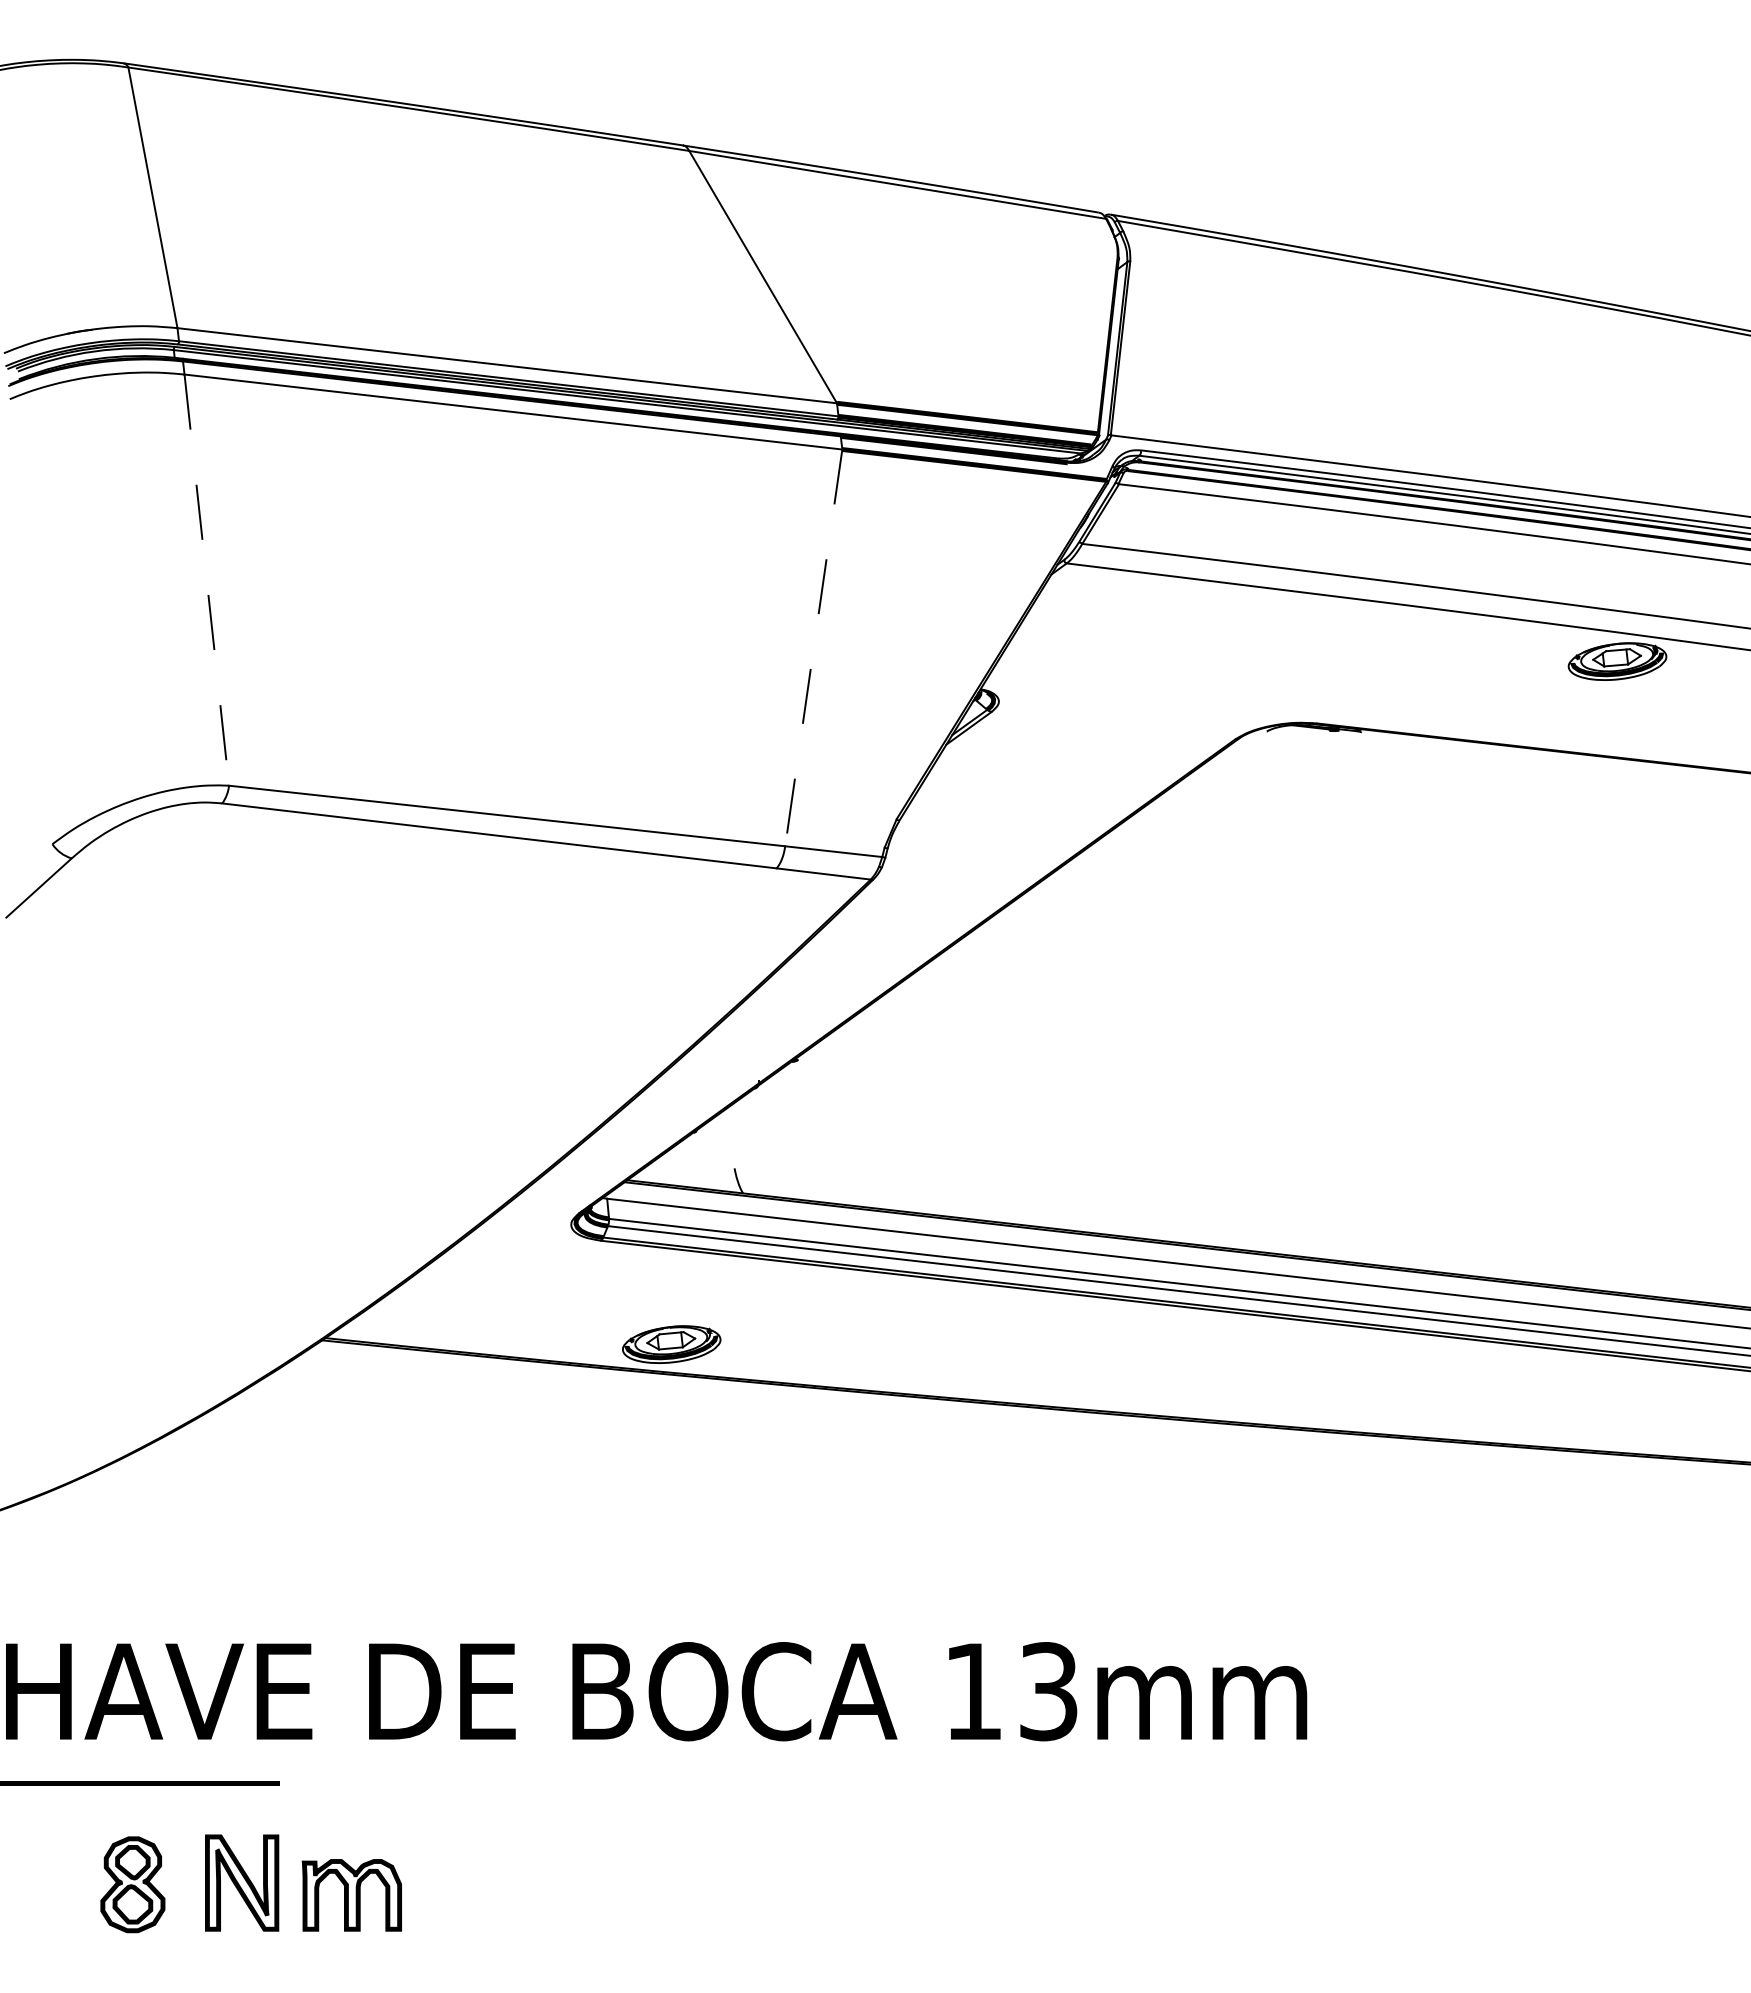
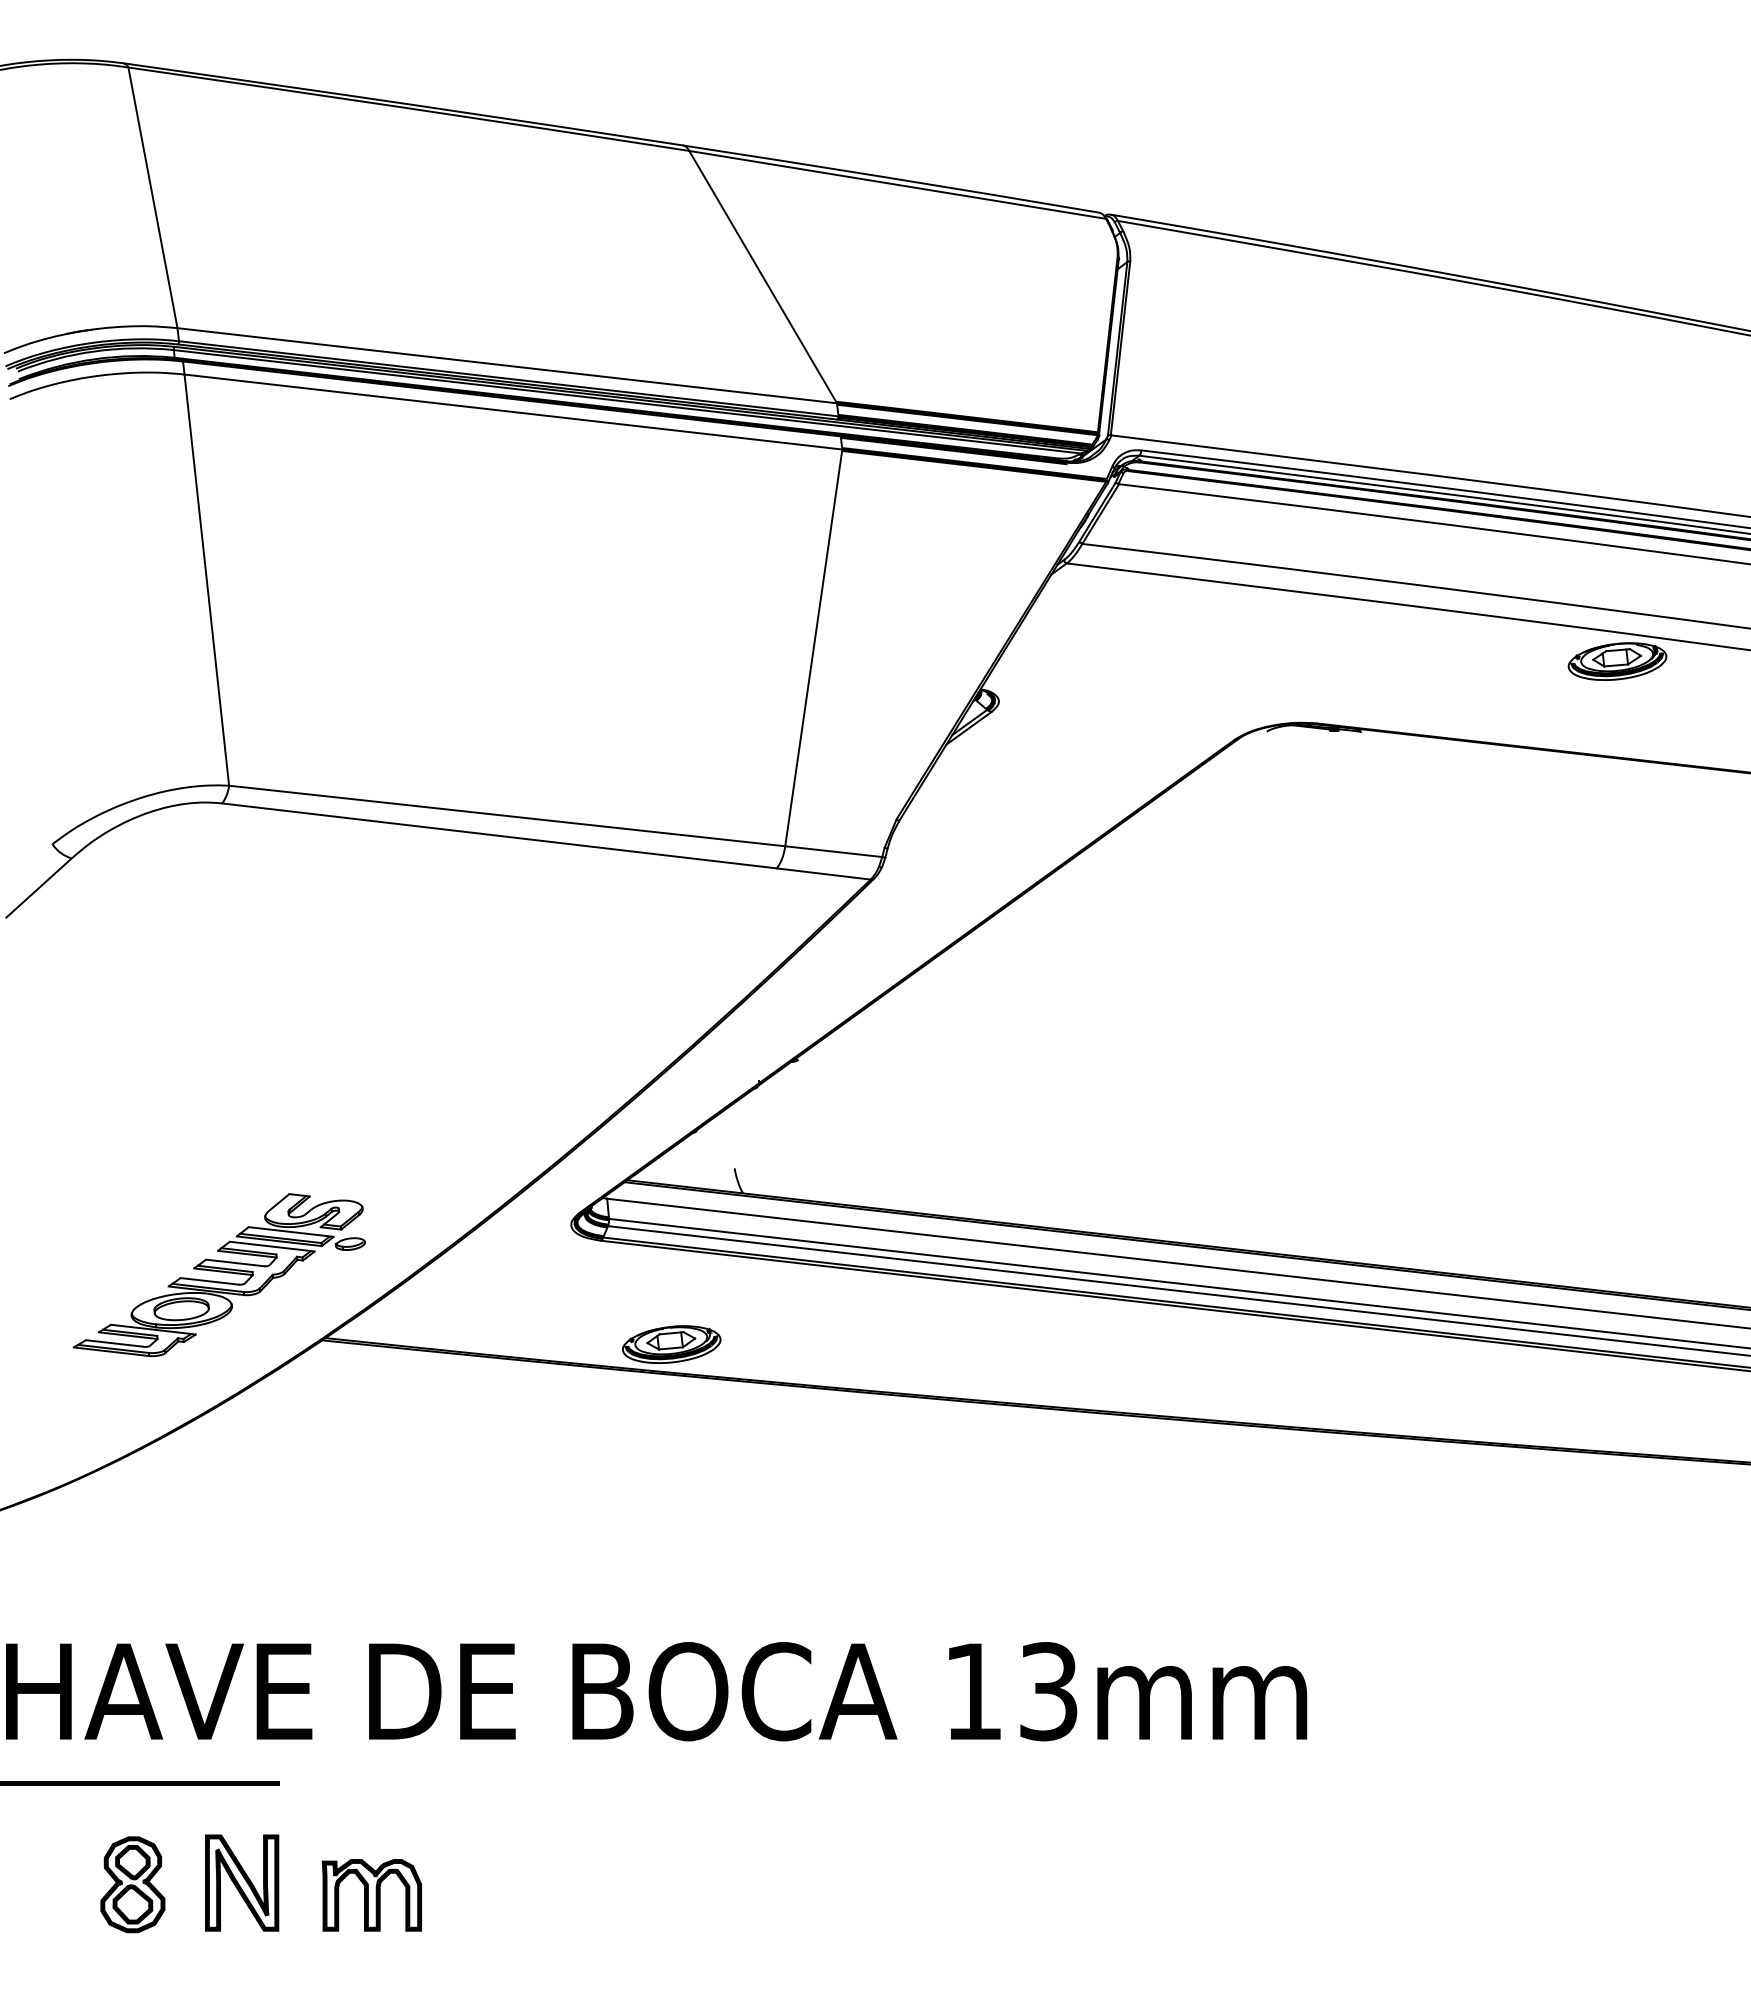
line: dashed -> solid (206, 580)
line: dashed -> solid (813, 648)
part: none -> present (218, 1275)
part position: (351, 1895) -> (371, 1895) (371, 1895)
